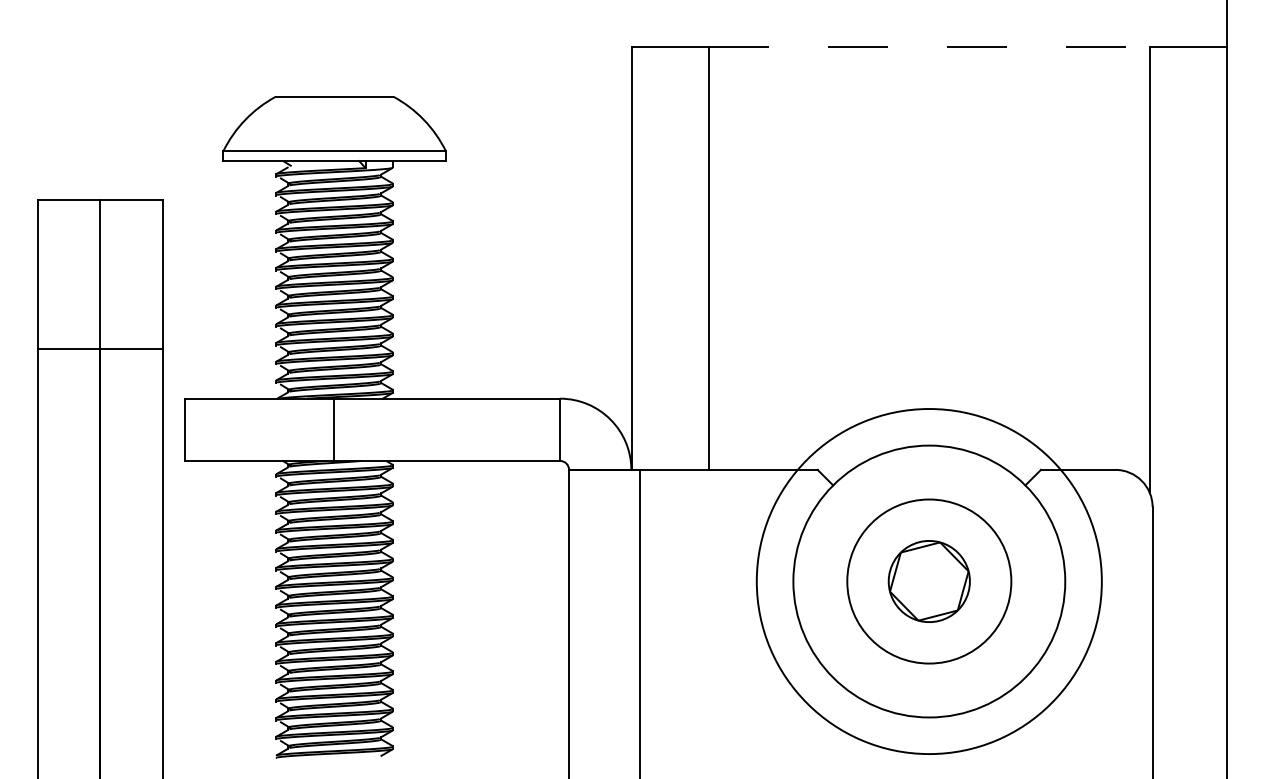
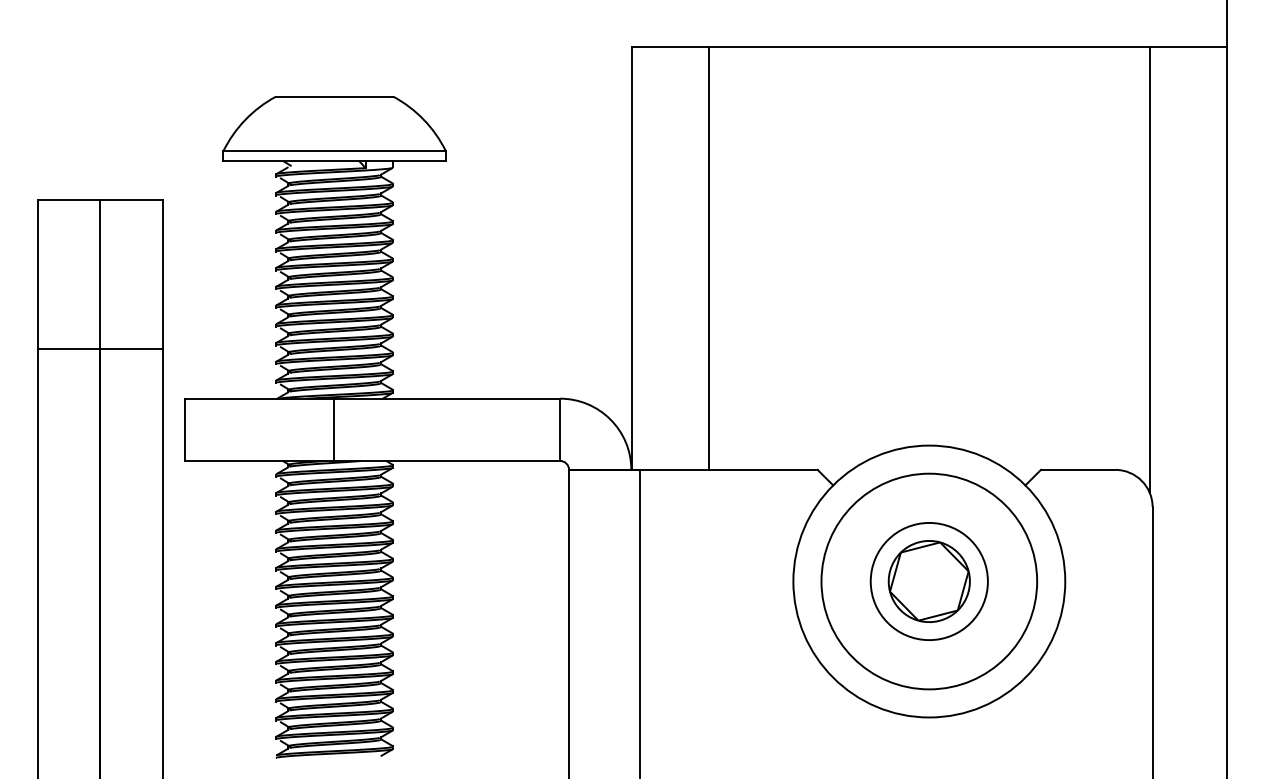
line: dashed -> solid (929, 46)
circle diameter: 345 px -> 216 px (929, 581)
circle diameter: 164 px -> 117 px (928, 581)
